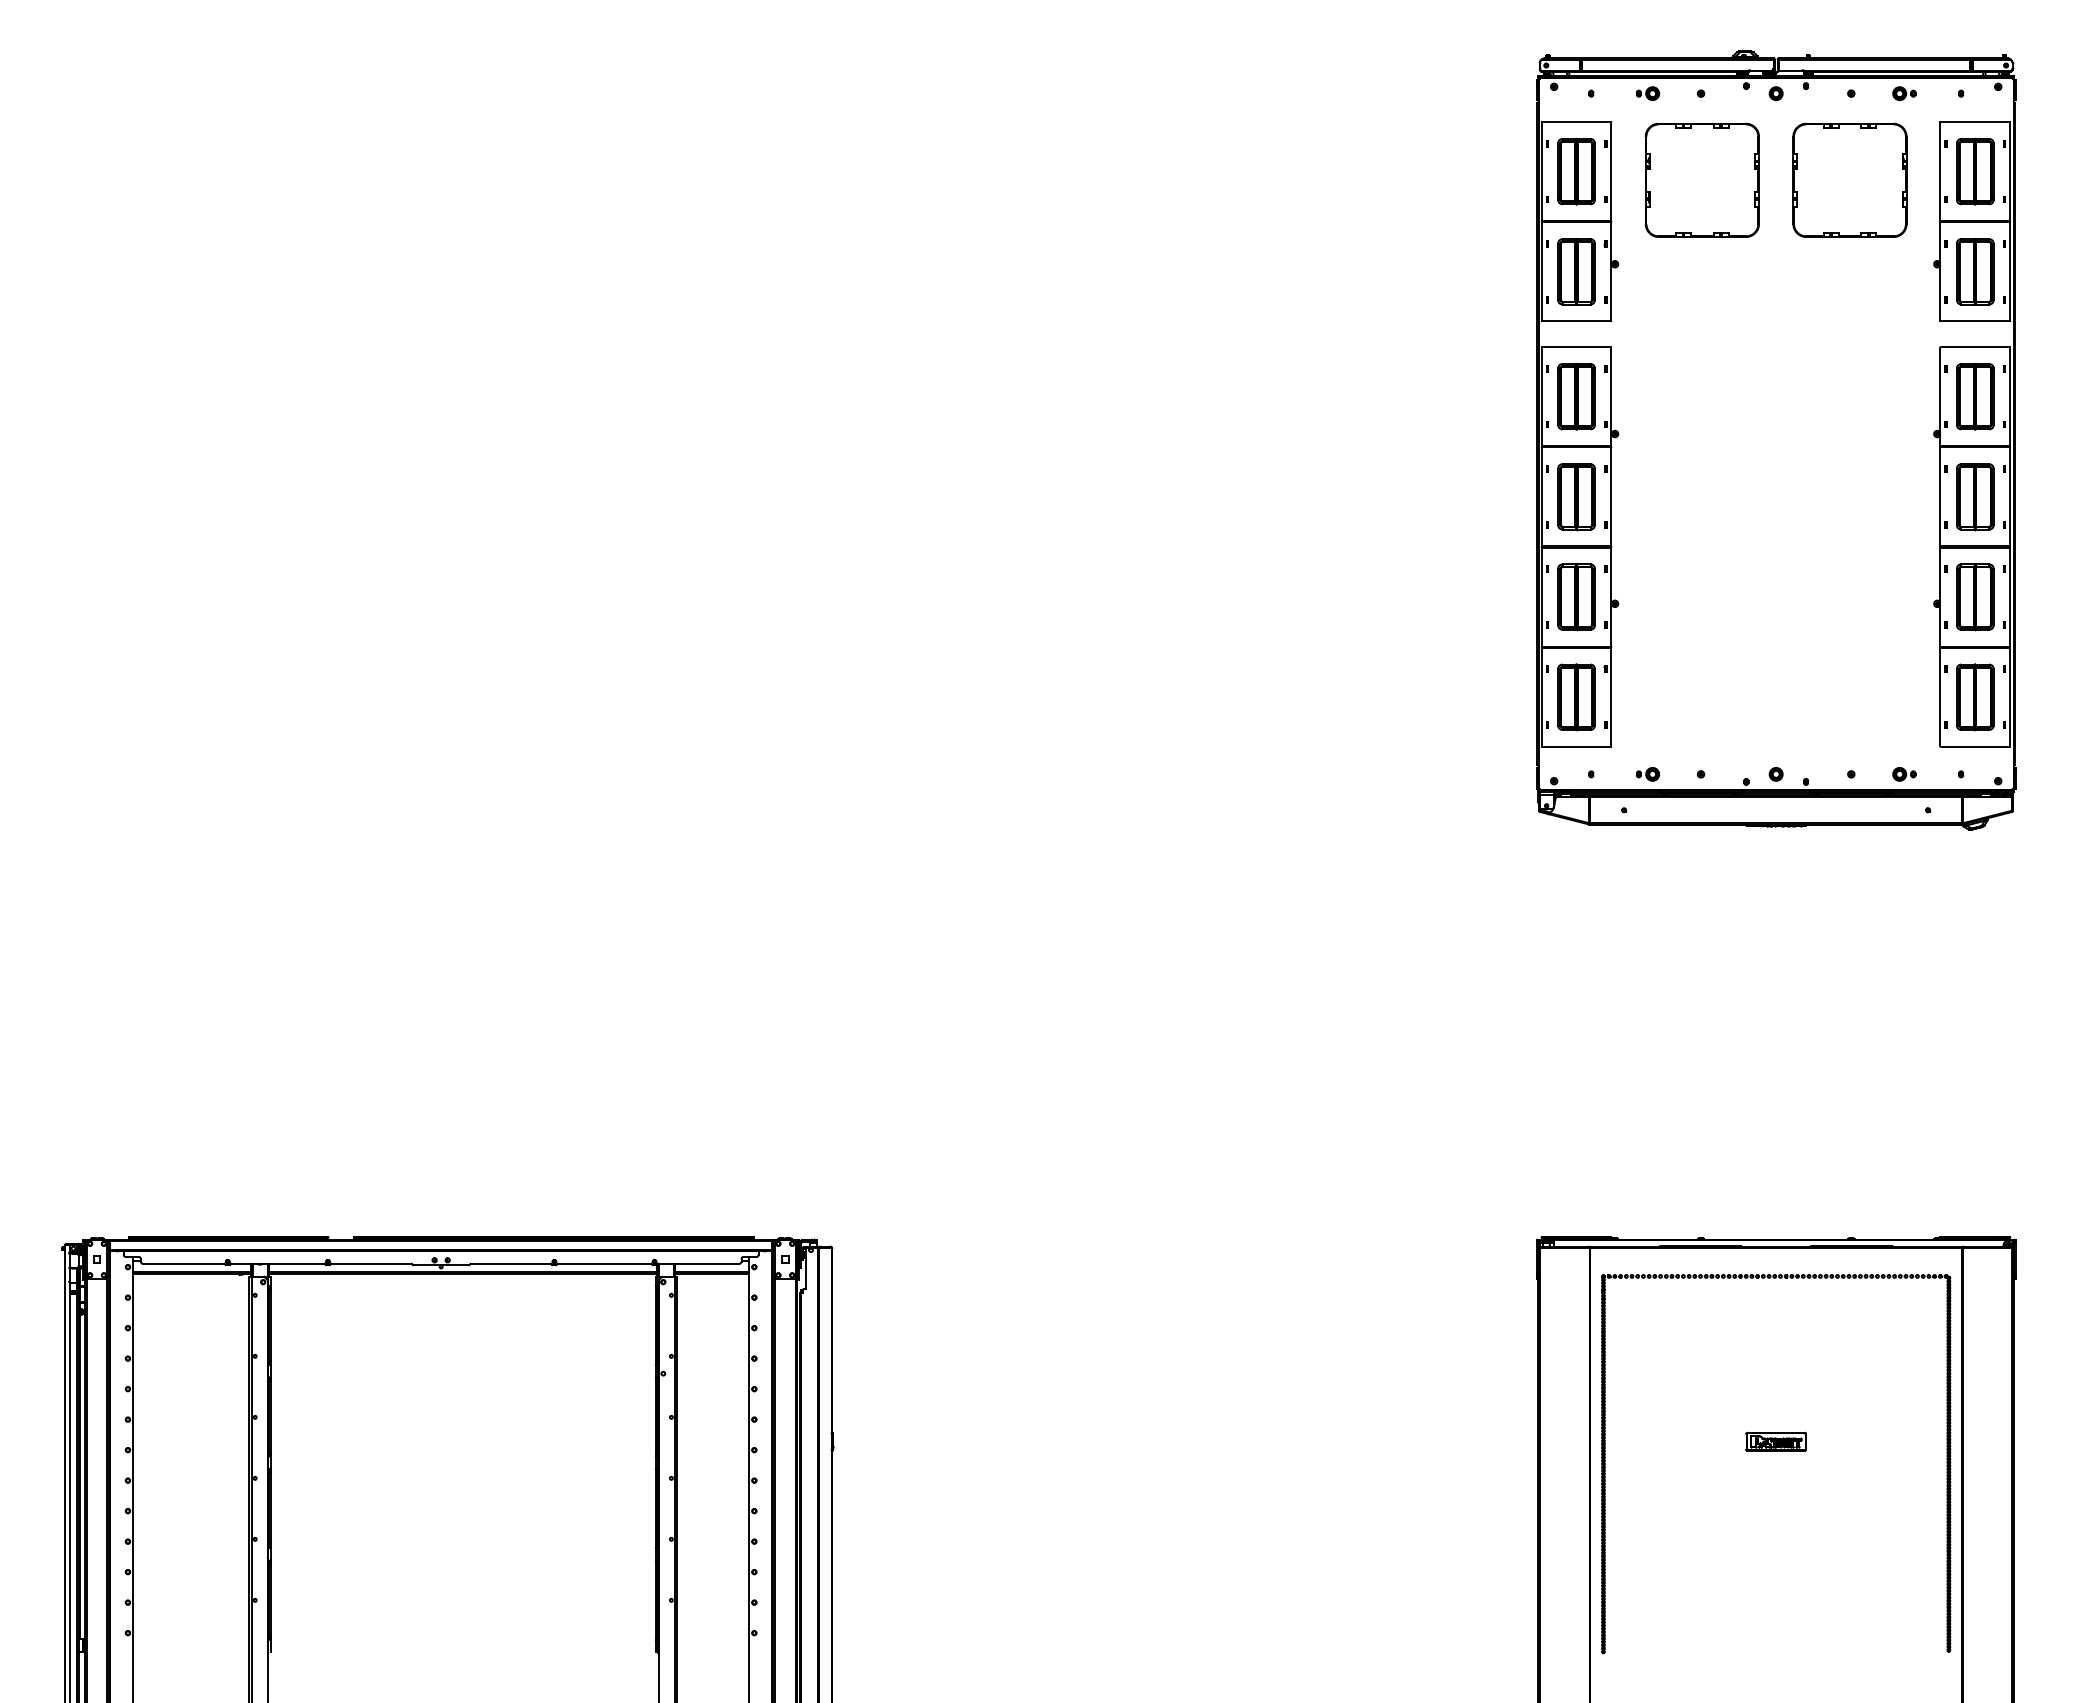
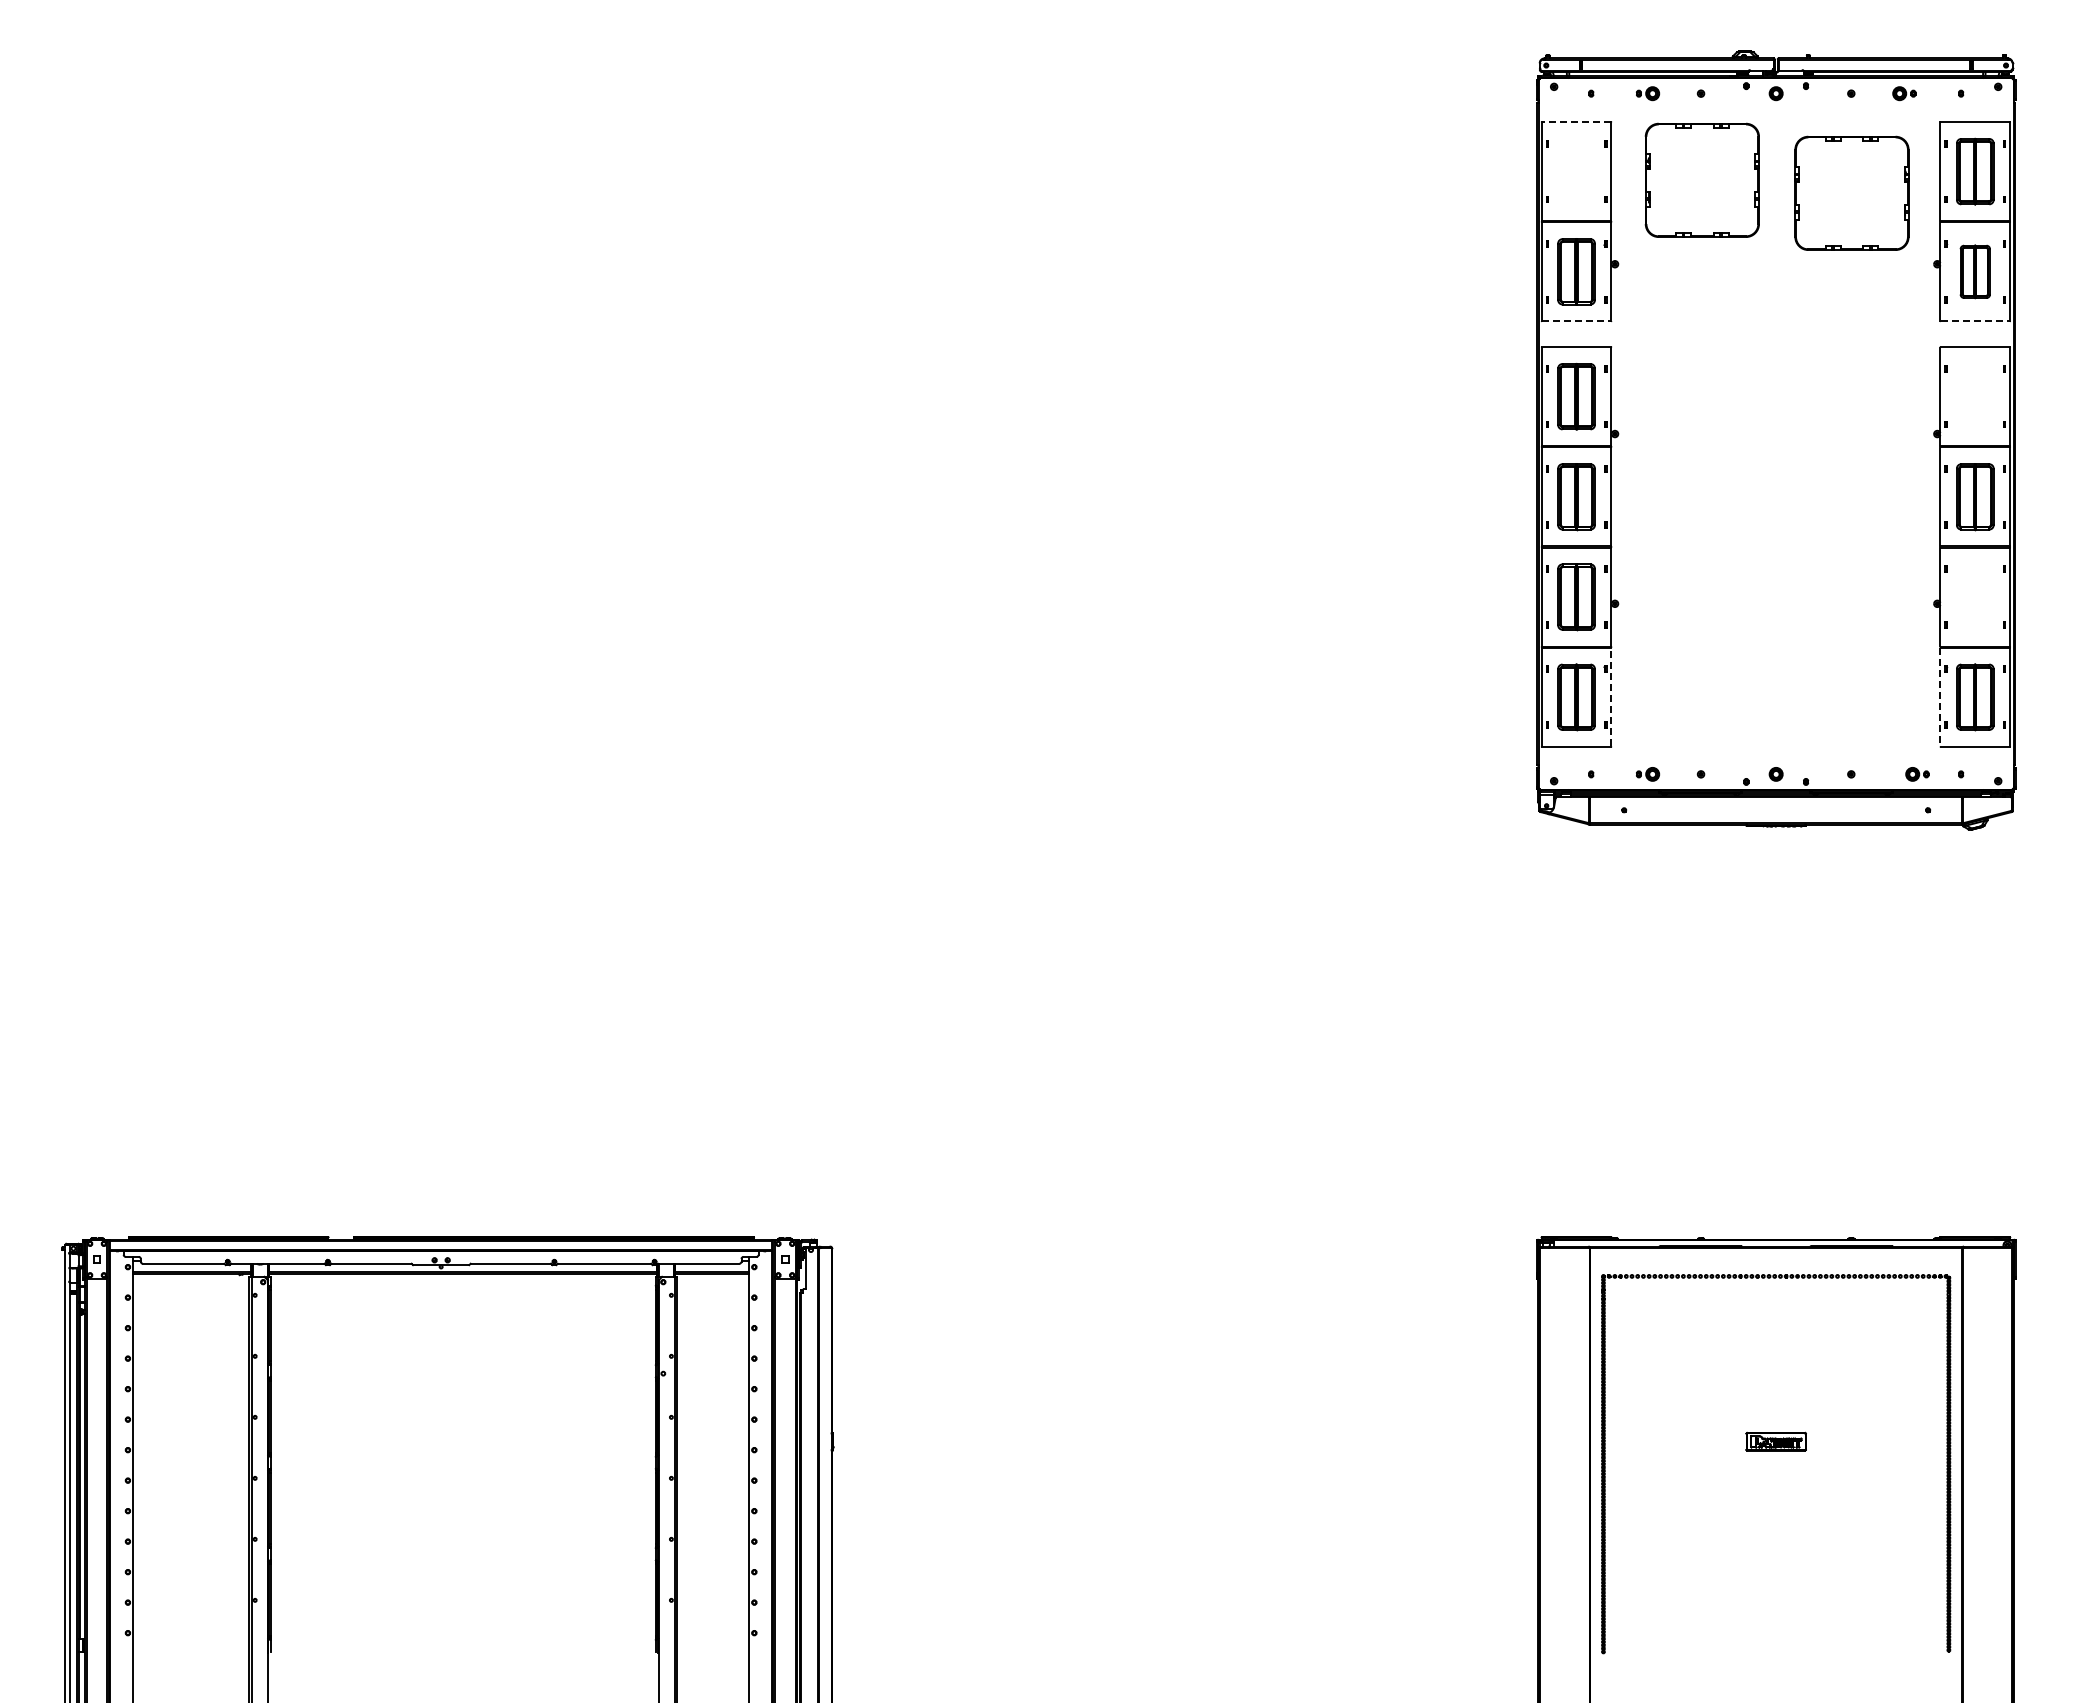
line: solid -> dashed (1576, 122)
part: present -> none (1576, 171)
part position: (1849, 179) -> (1851, 192) (1851, 192)
part size: 39x68 px -> 32x56 px (1974, 271)
line: solid -> dashed (1576, 321)
line: solid -> dashed (1975, 321)
part: present -> none (1975, 396)
part: present -> none (1975, 597)
line: solid -> dashed (1611, 696)
line: solid -> dashed (1940, 697)
part position: (1904, 774) -> (1917, 774) (1917, 774)
